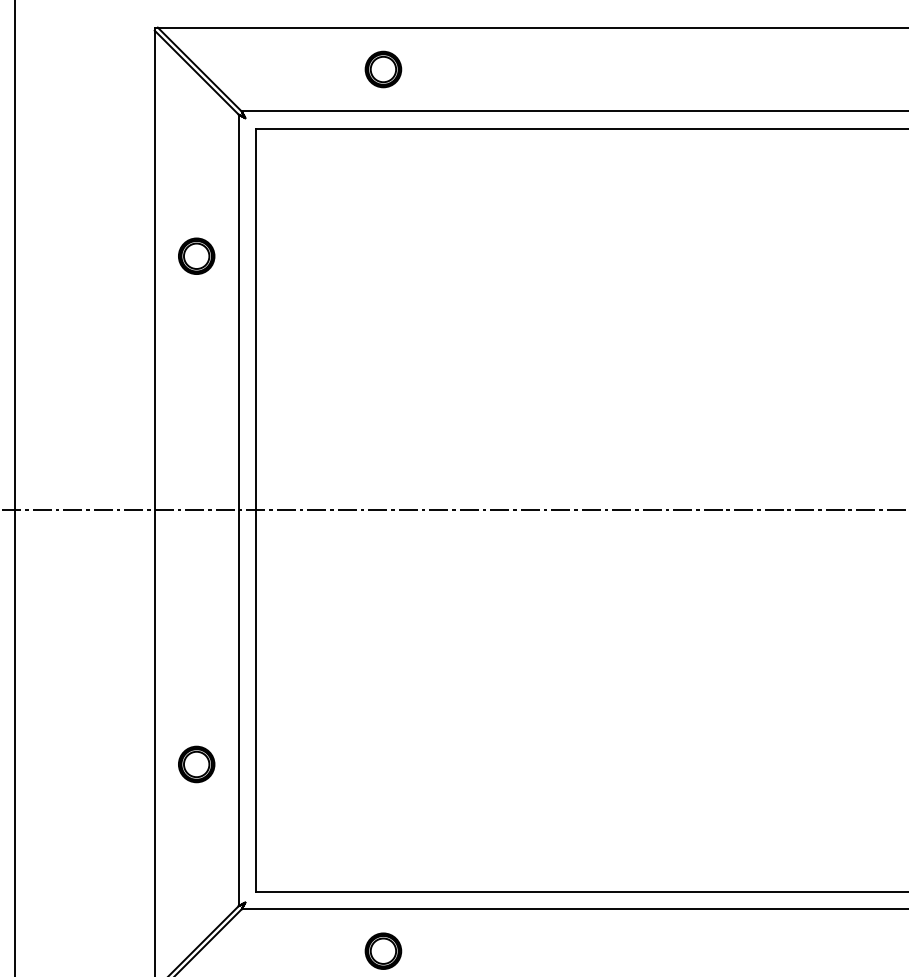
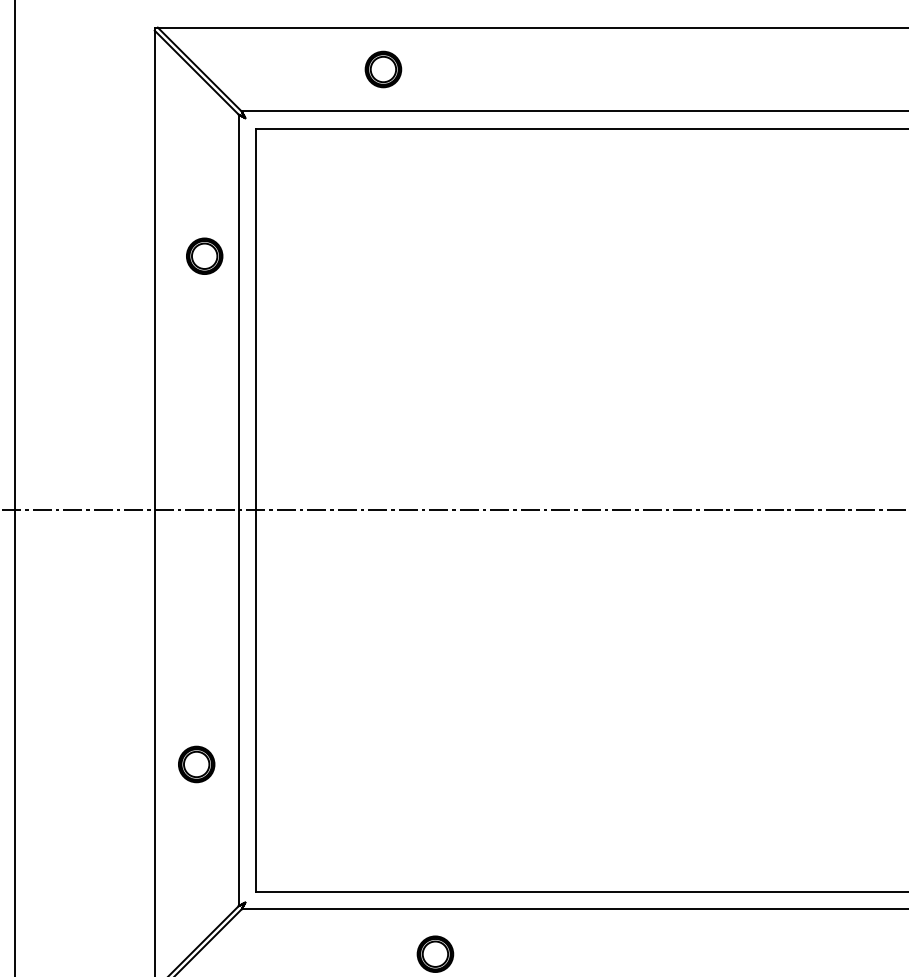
part position: (196, 255) -> (204, 255) (204, 255)
part position: (383, 950) -> (435, 953) (435, 953)
